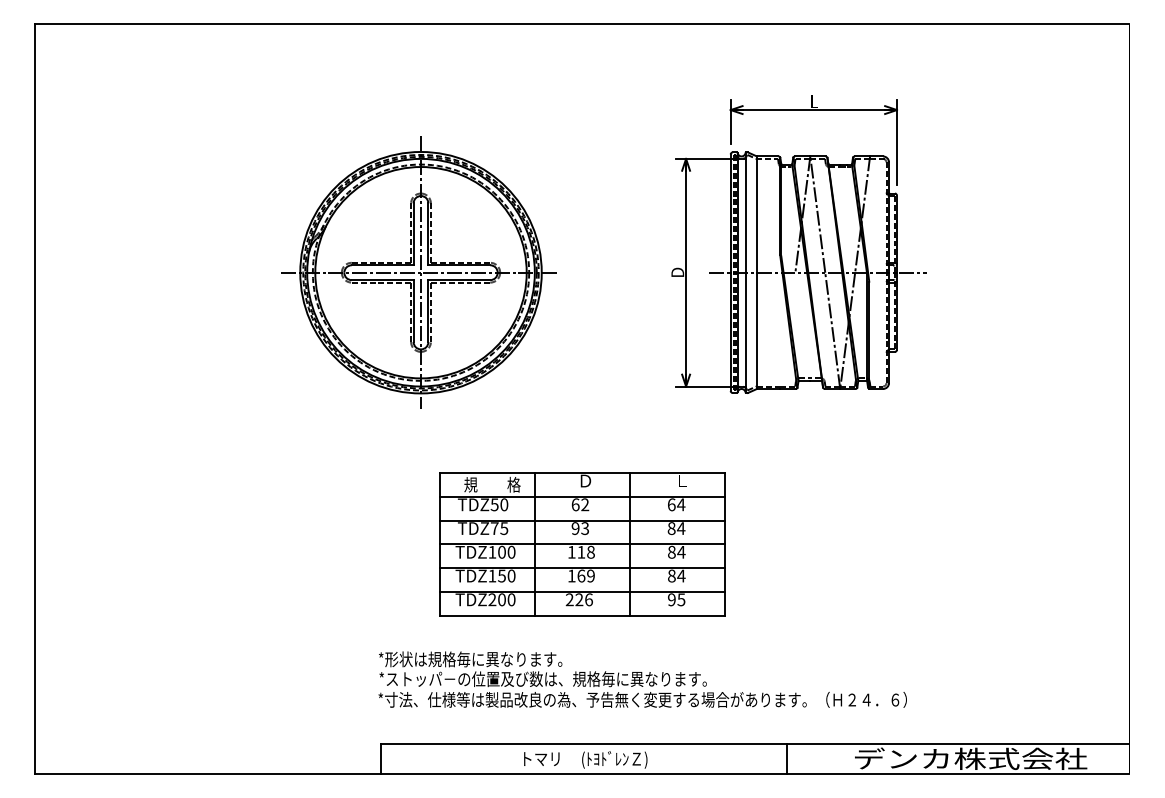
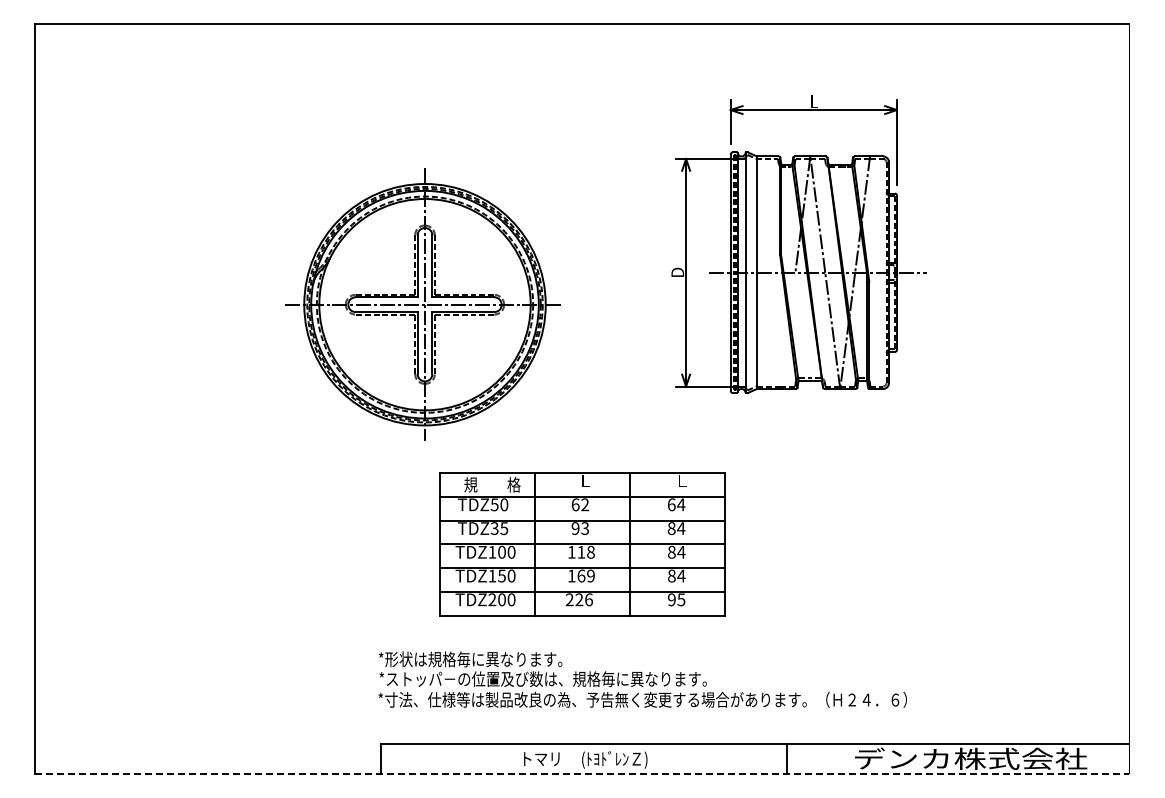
part position: (418, 272) -> (422, 304) (422, 304)
text: Ｄ -> Ｌ (585, 480)
text: TDZ75 -> TDZ35 (494, 528)
line: solid -> dashed (582, 774)
